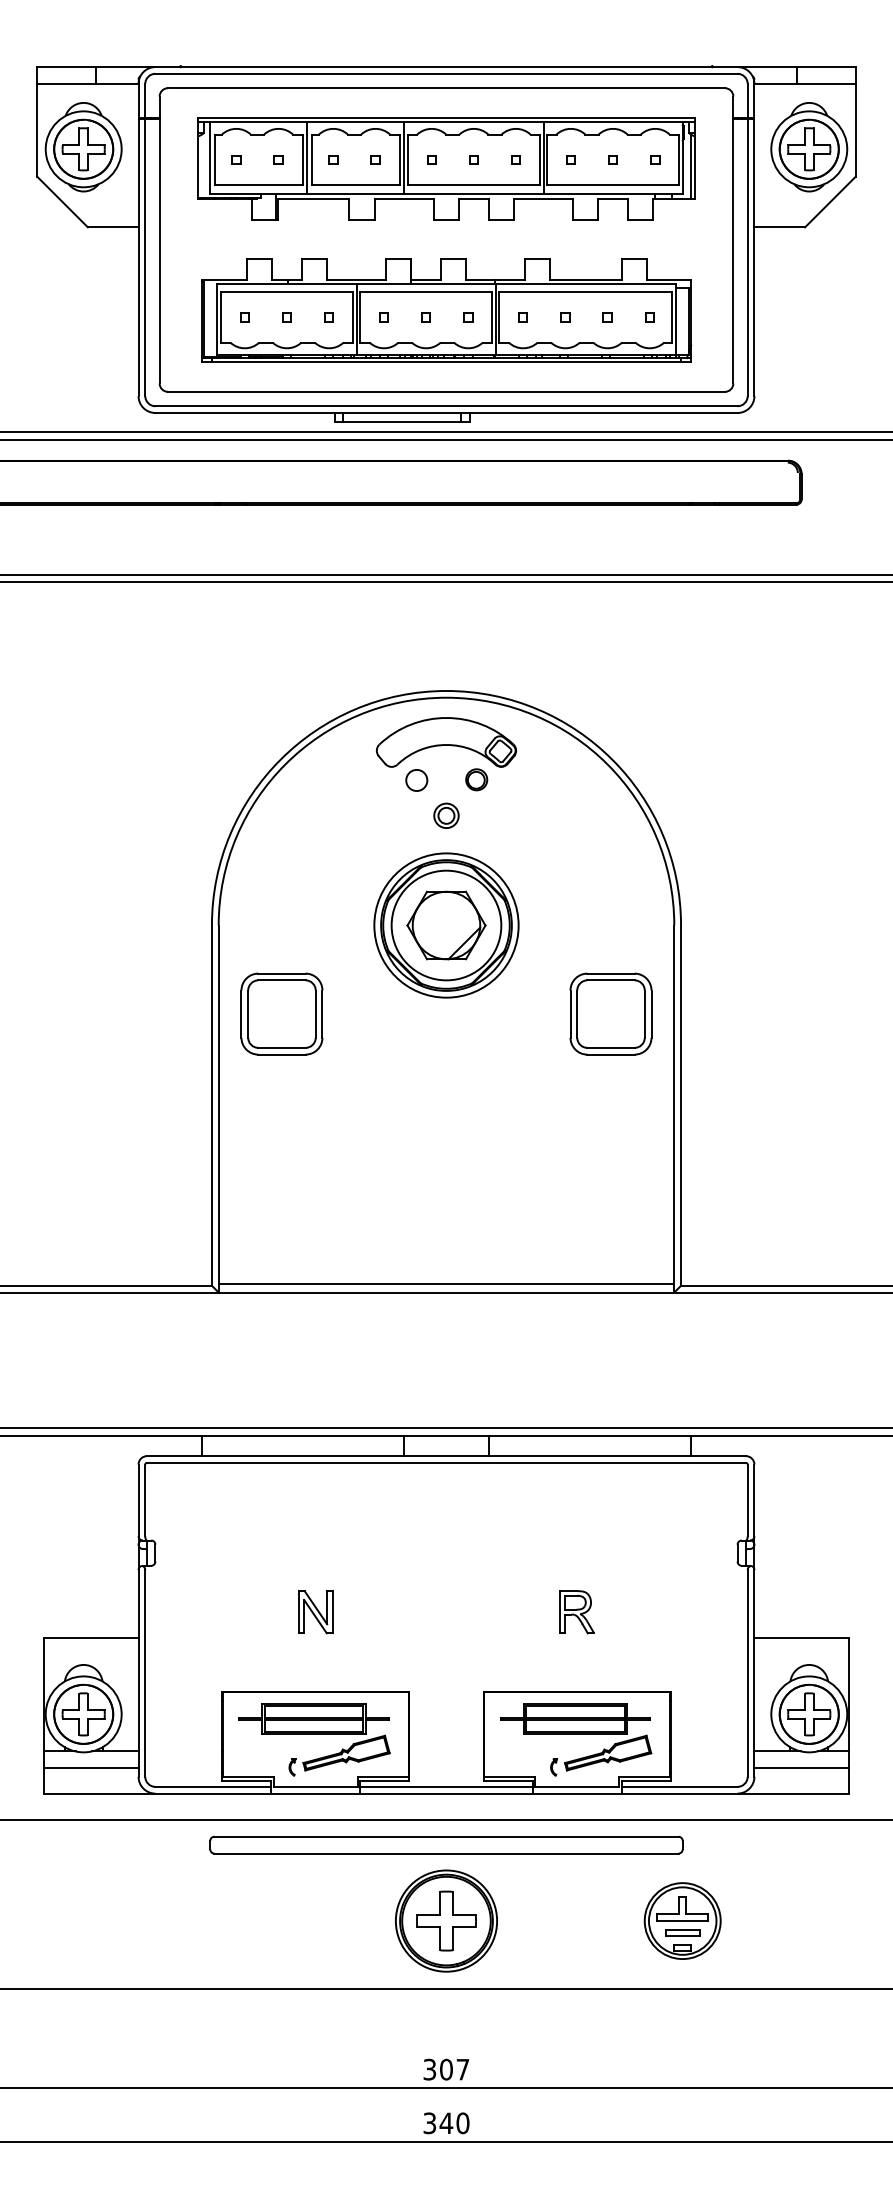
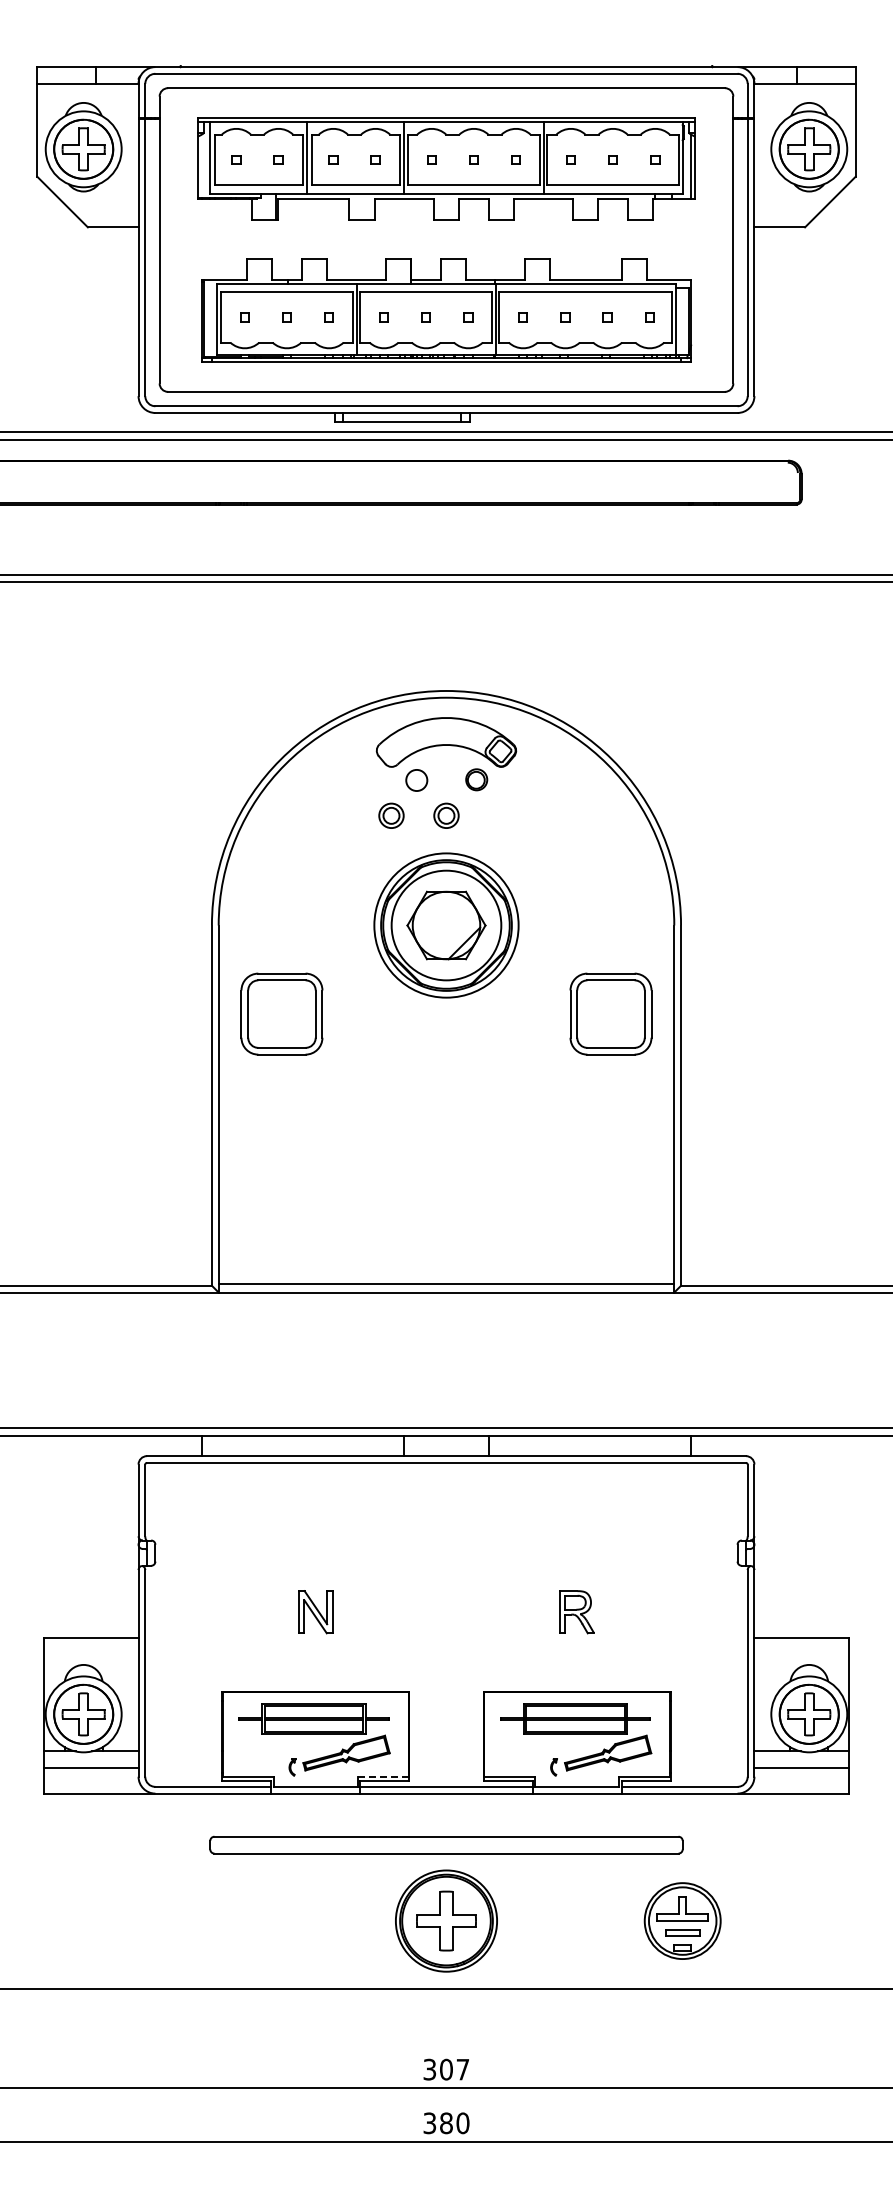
part: none -> present (391, 815)
line: solid -> dashed (382, 1776)
line: present -> none (445, 1819)
text: 340 -> 380 (446, 2123)
